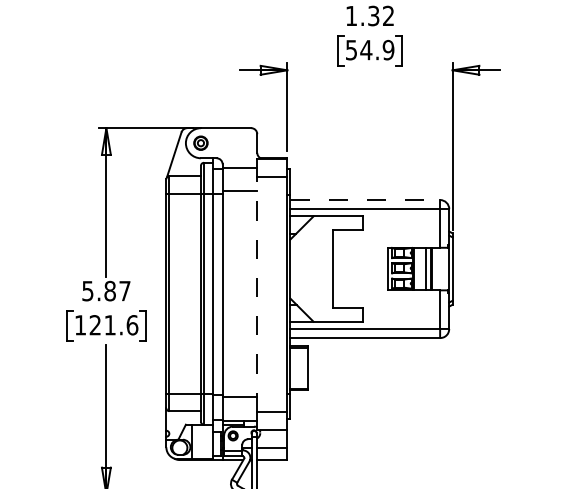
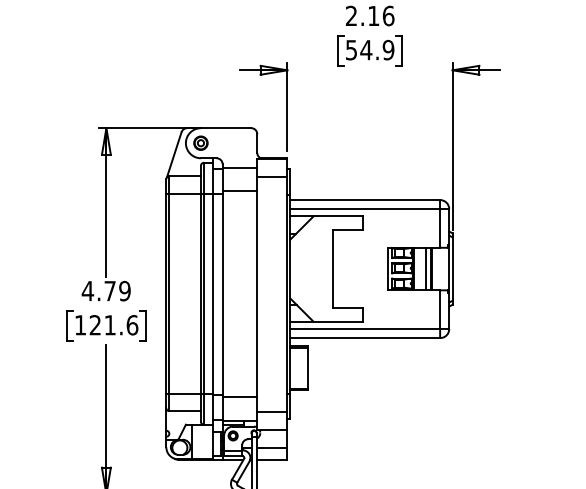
text: 1.32 -> 2.16 (370, 15)
line: dashed -> solid (365, 200)
text: 5.87 -> 4.79 (105, 290)
line: dashed -> solid (257, 293)
